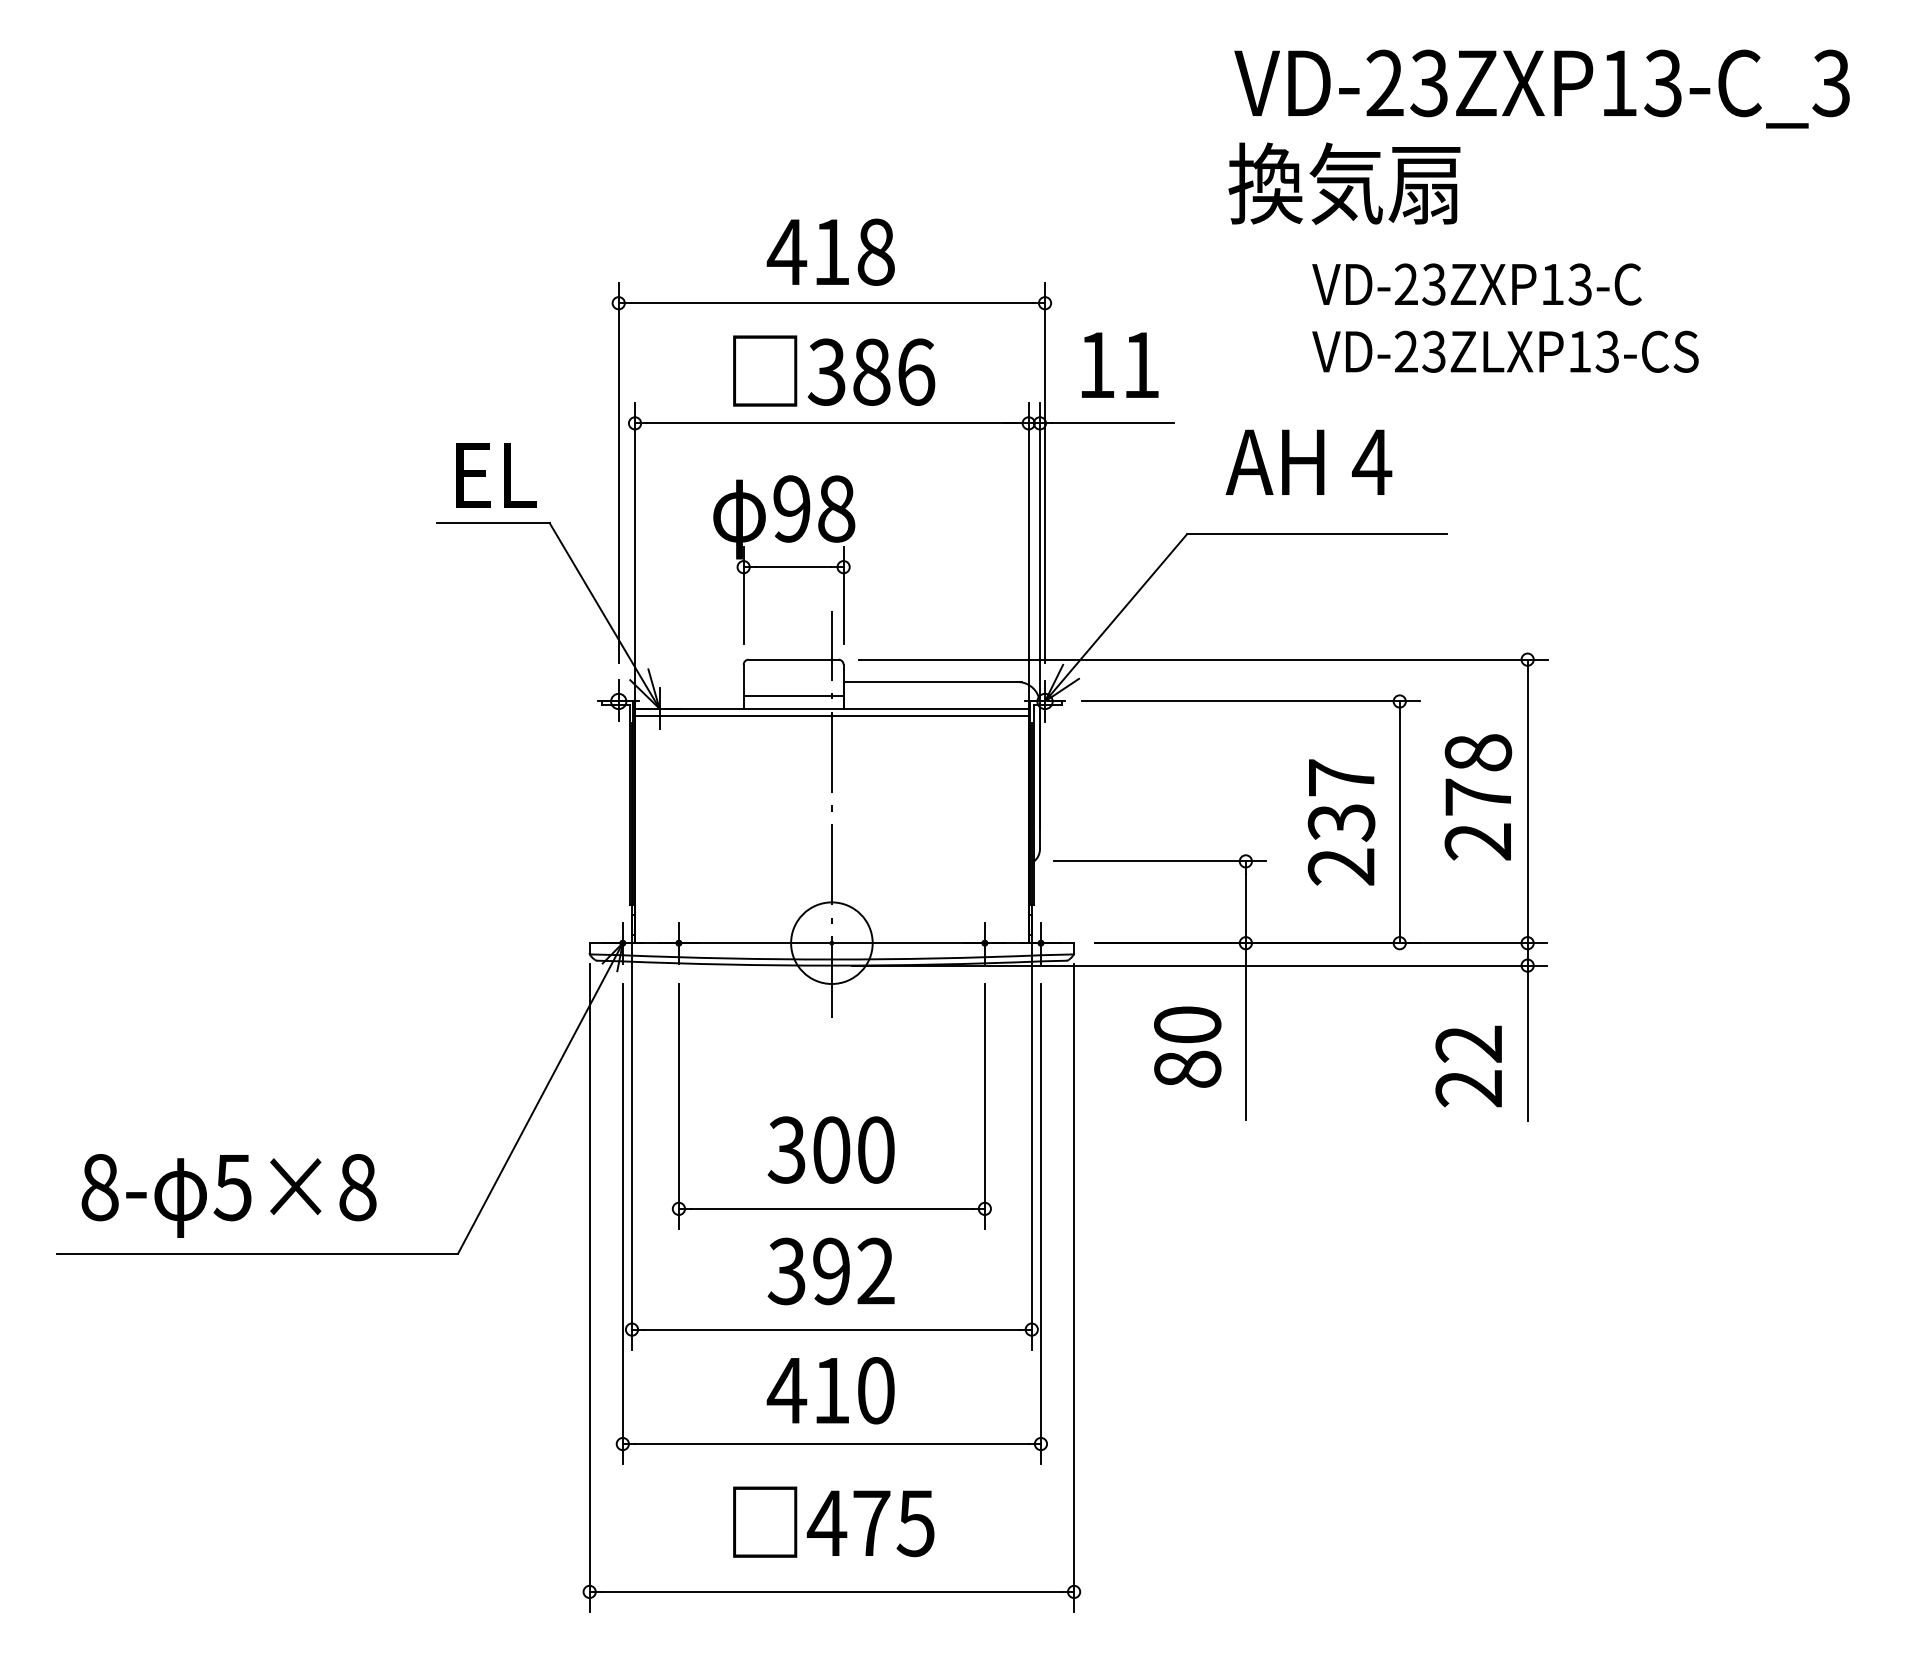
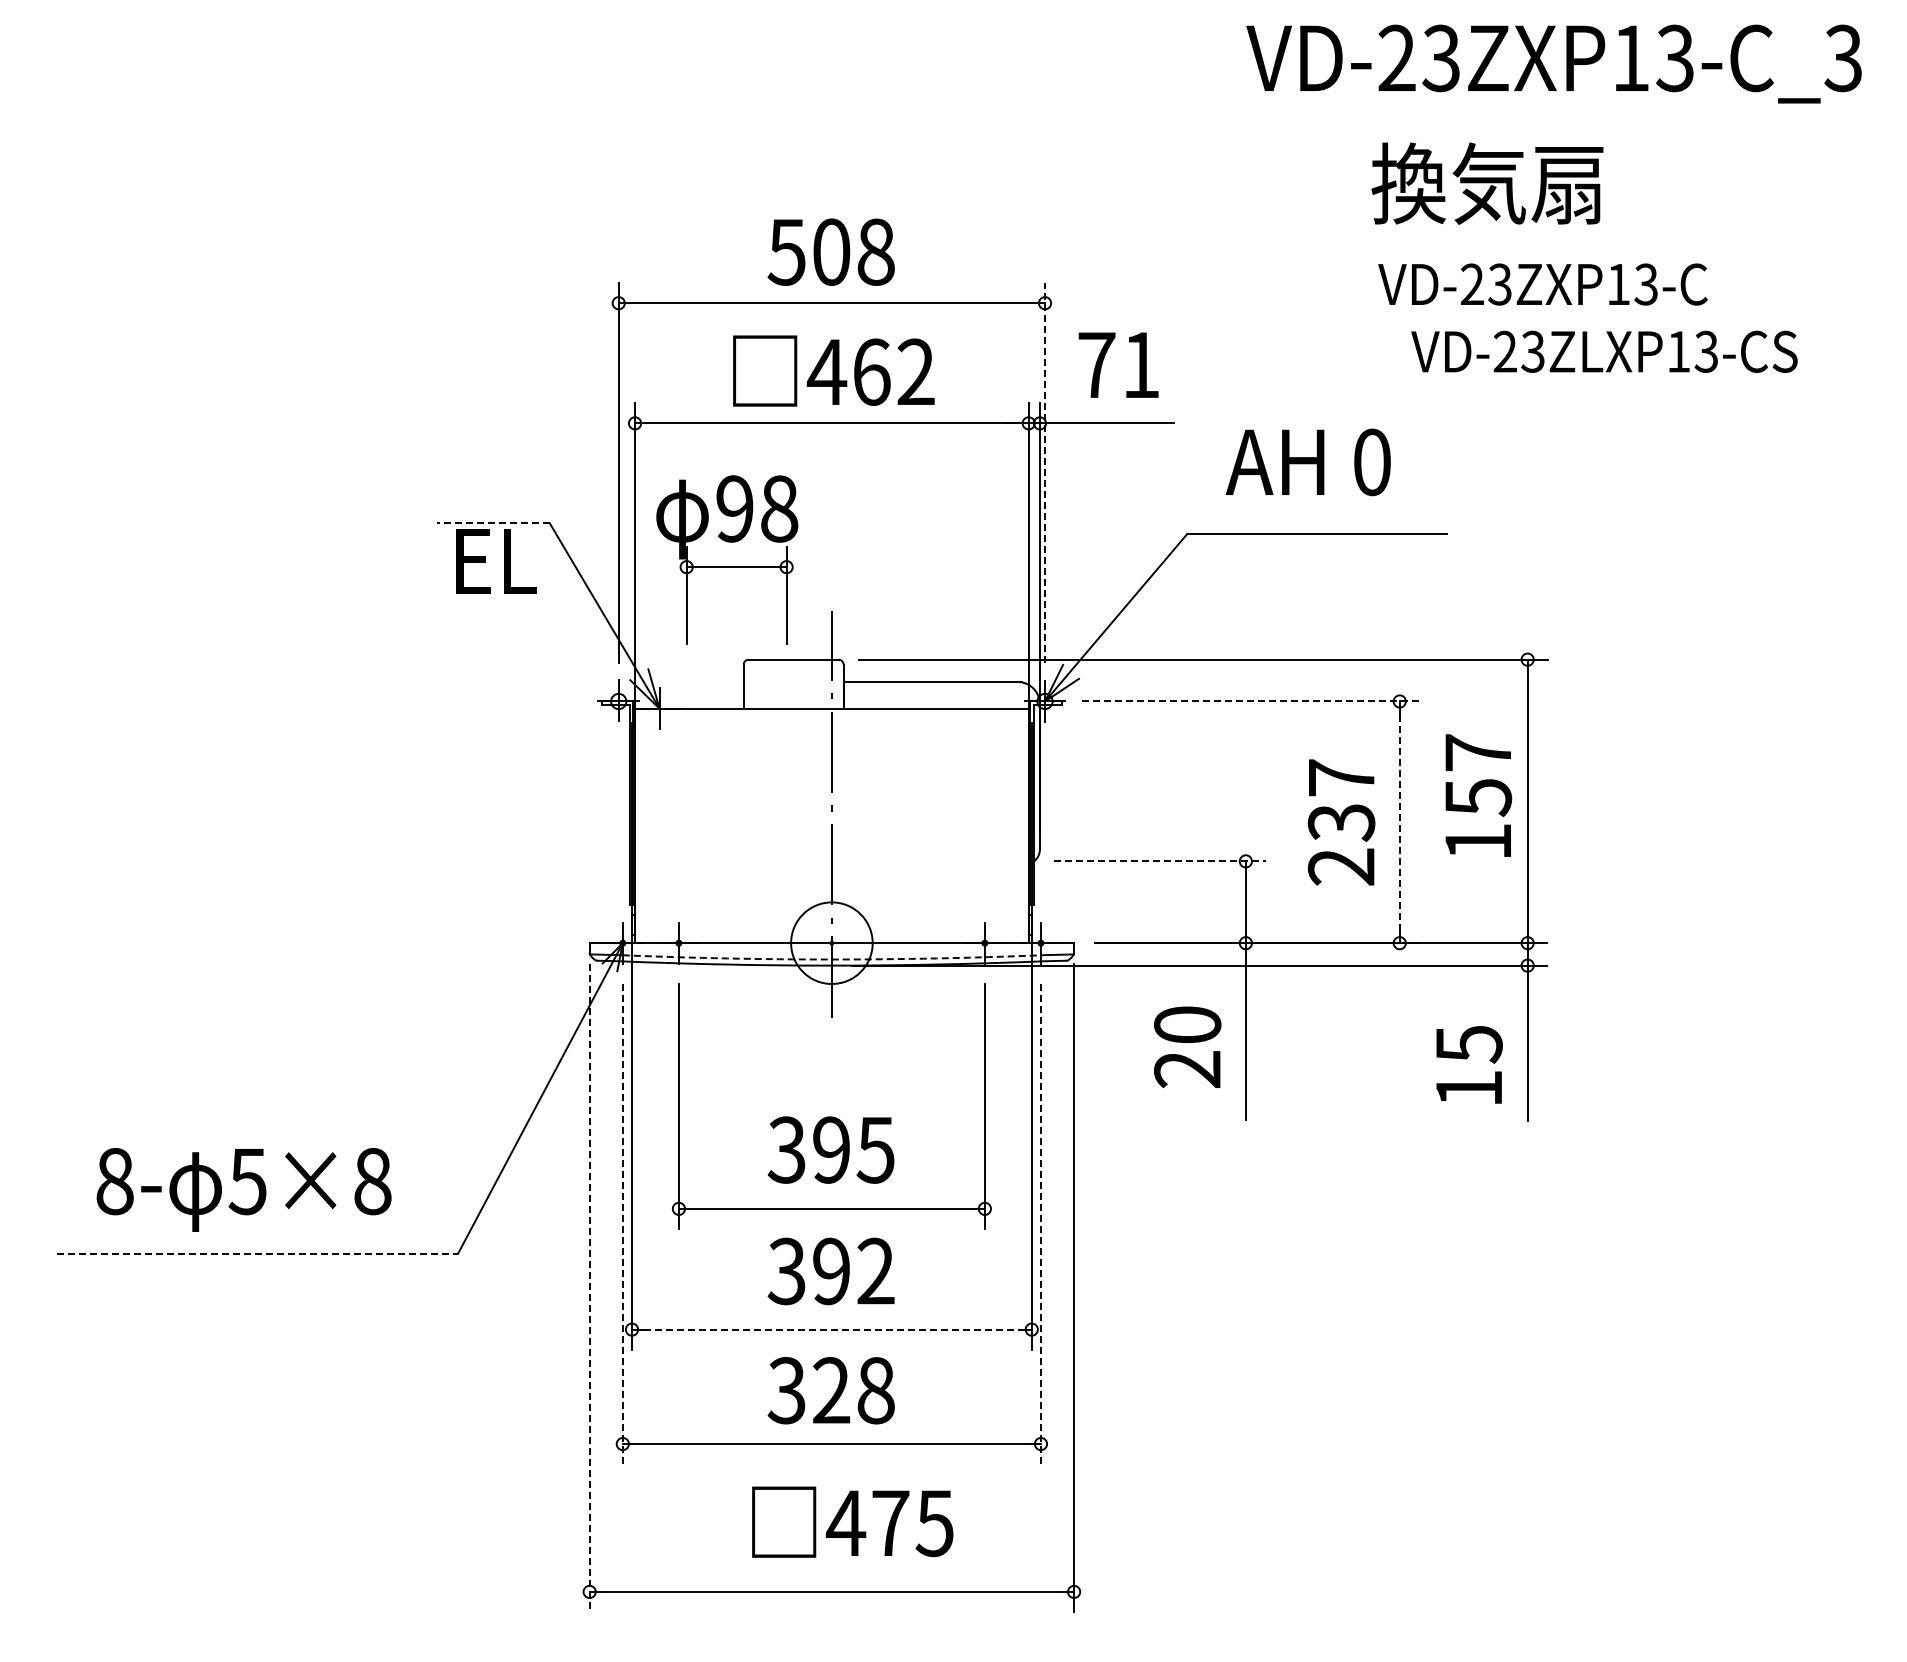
text position: (1541, 88) -> (1553, 63) (1553, 63)
text position: (1344, 183) -> (1487, 183) (1487, 183)
text: 418 -> 508 (808, 251)
text position: (1476, 284) -> (1542, 284) (1542, 284)
text position: (1505, 351) -> (1604, 351) (1604, 351)
text: 11 -> 71 (1096, 364)
text: 386 -> 462 (870, 371)
text: 4 -> 0 (1371, 462)
line: solid -> dashed (1045, 472)
text position: (496, 475) -> (496, 561) (496, 561)
line: solid -> dashed (493, 523)
part position: (784, 566) -> (727, 566) (727, 566)
line: present -> none (793, 696)
line: solid -> dashed (1251, 701)
line: present -> none (831, 715)
text: 278 -> 157 (1478, 797)
line: solid -> dashed (1399, 822)
line: solid -> dashed (1160, 861)
arc: solid -> dashed (831, 959)
text: 22 -> 15 (1468, 1066)
text: 80 -> 20 (1187, 1069)
text: 300 -> 395 (853, 1149)
text position: (228, 1195) -> (243, 1189) (243, 1189)
line: solid -> dashed (622, 1224)
line: solid -> dashed (1040, 1224)
line: solid -> dashed (258, 1253)
line: solid -> dashed (589, 1288)
line: solid -> dashed (831, 1329)
text: 410 -> 328 (830, 1390)
text position: (833, 1521) -> (852, 1521) (852, 1521)
